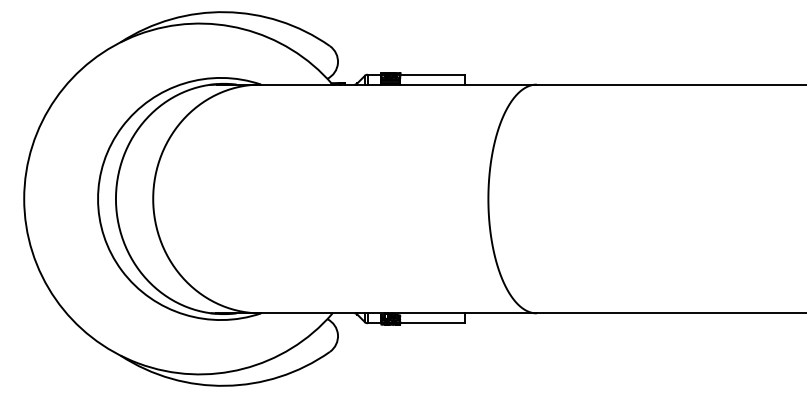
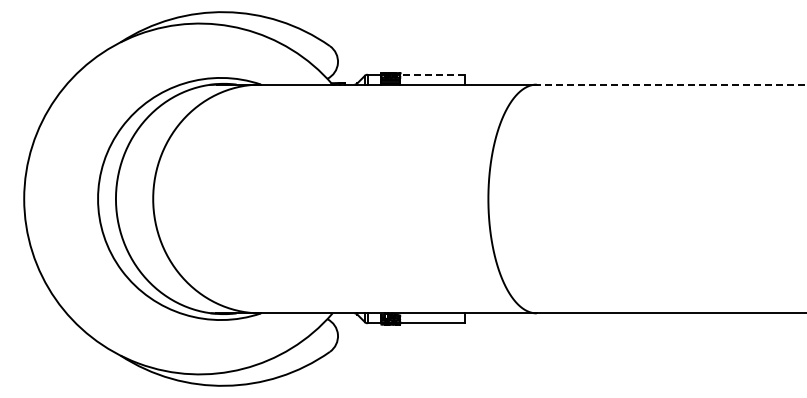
line: solid -> dashed (432, 74)
line: solid -> dashed (671, 84)
